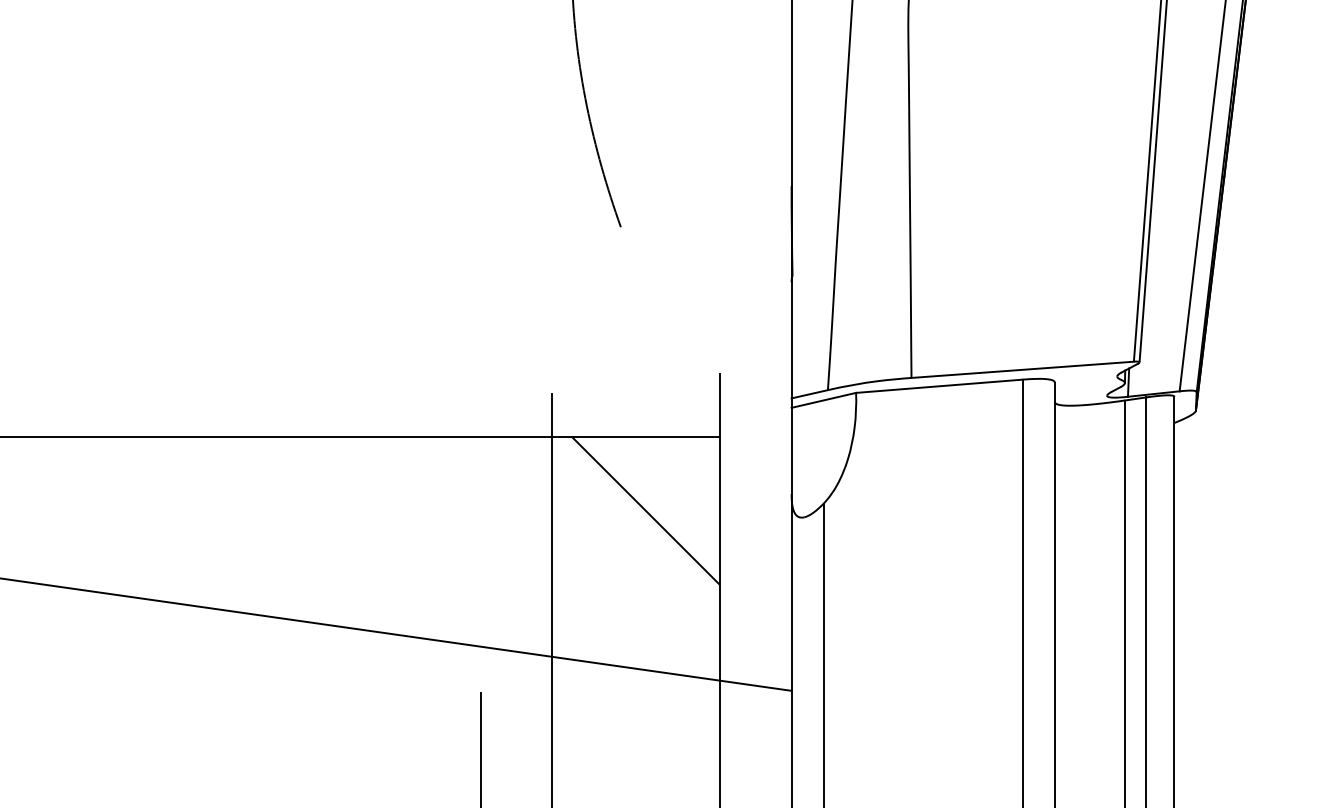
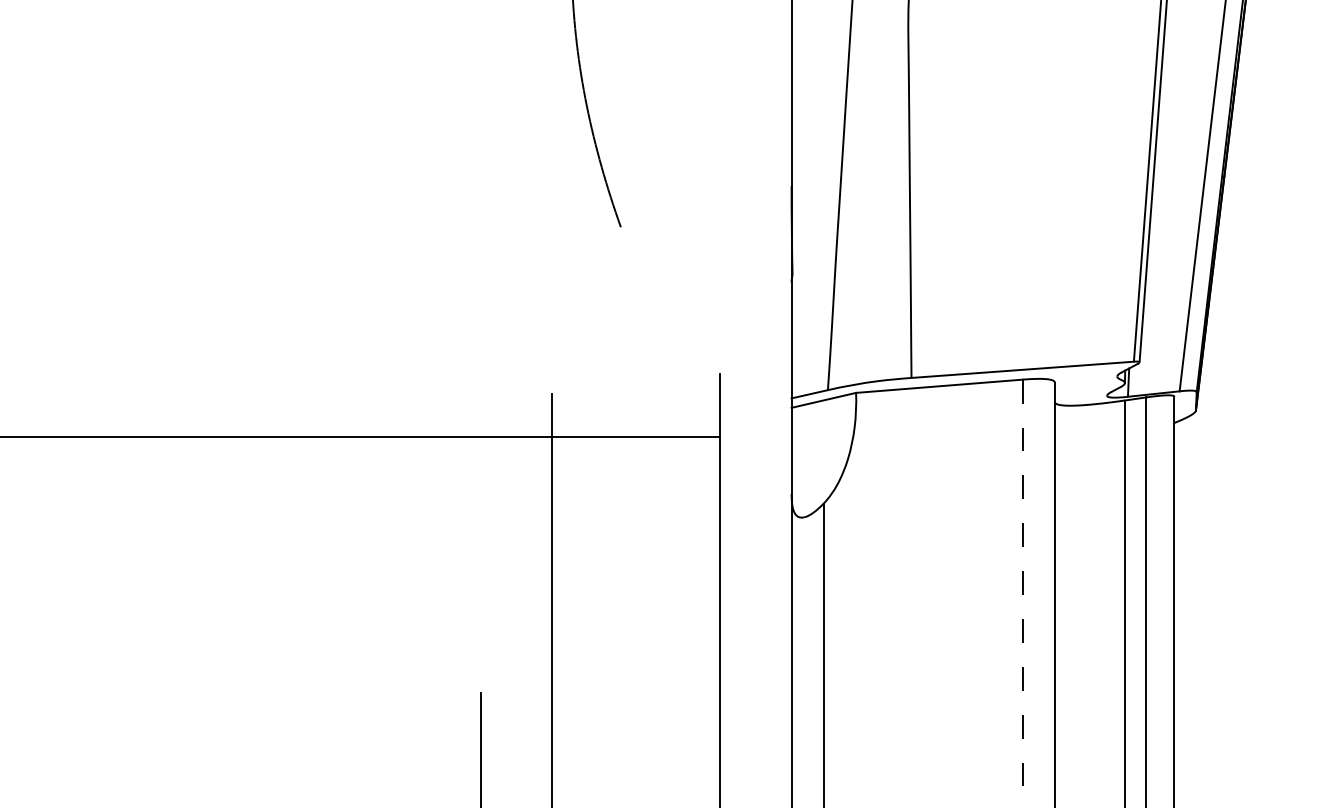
line: present -> none (645, 510)
line: solid -> dashed (1022, 593)
line: present -> none (396, 634)
